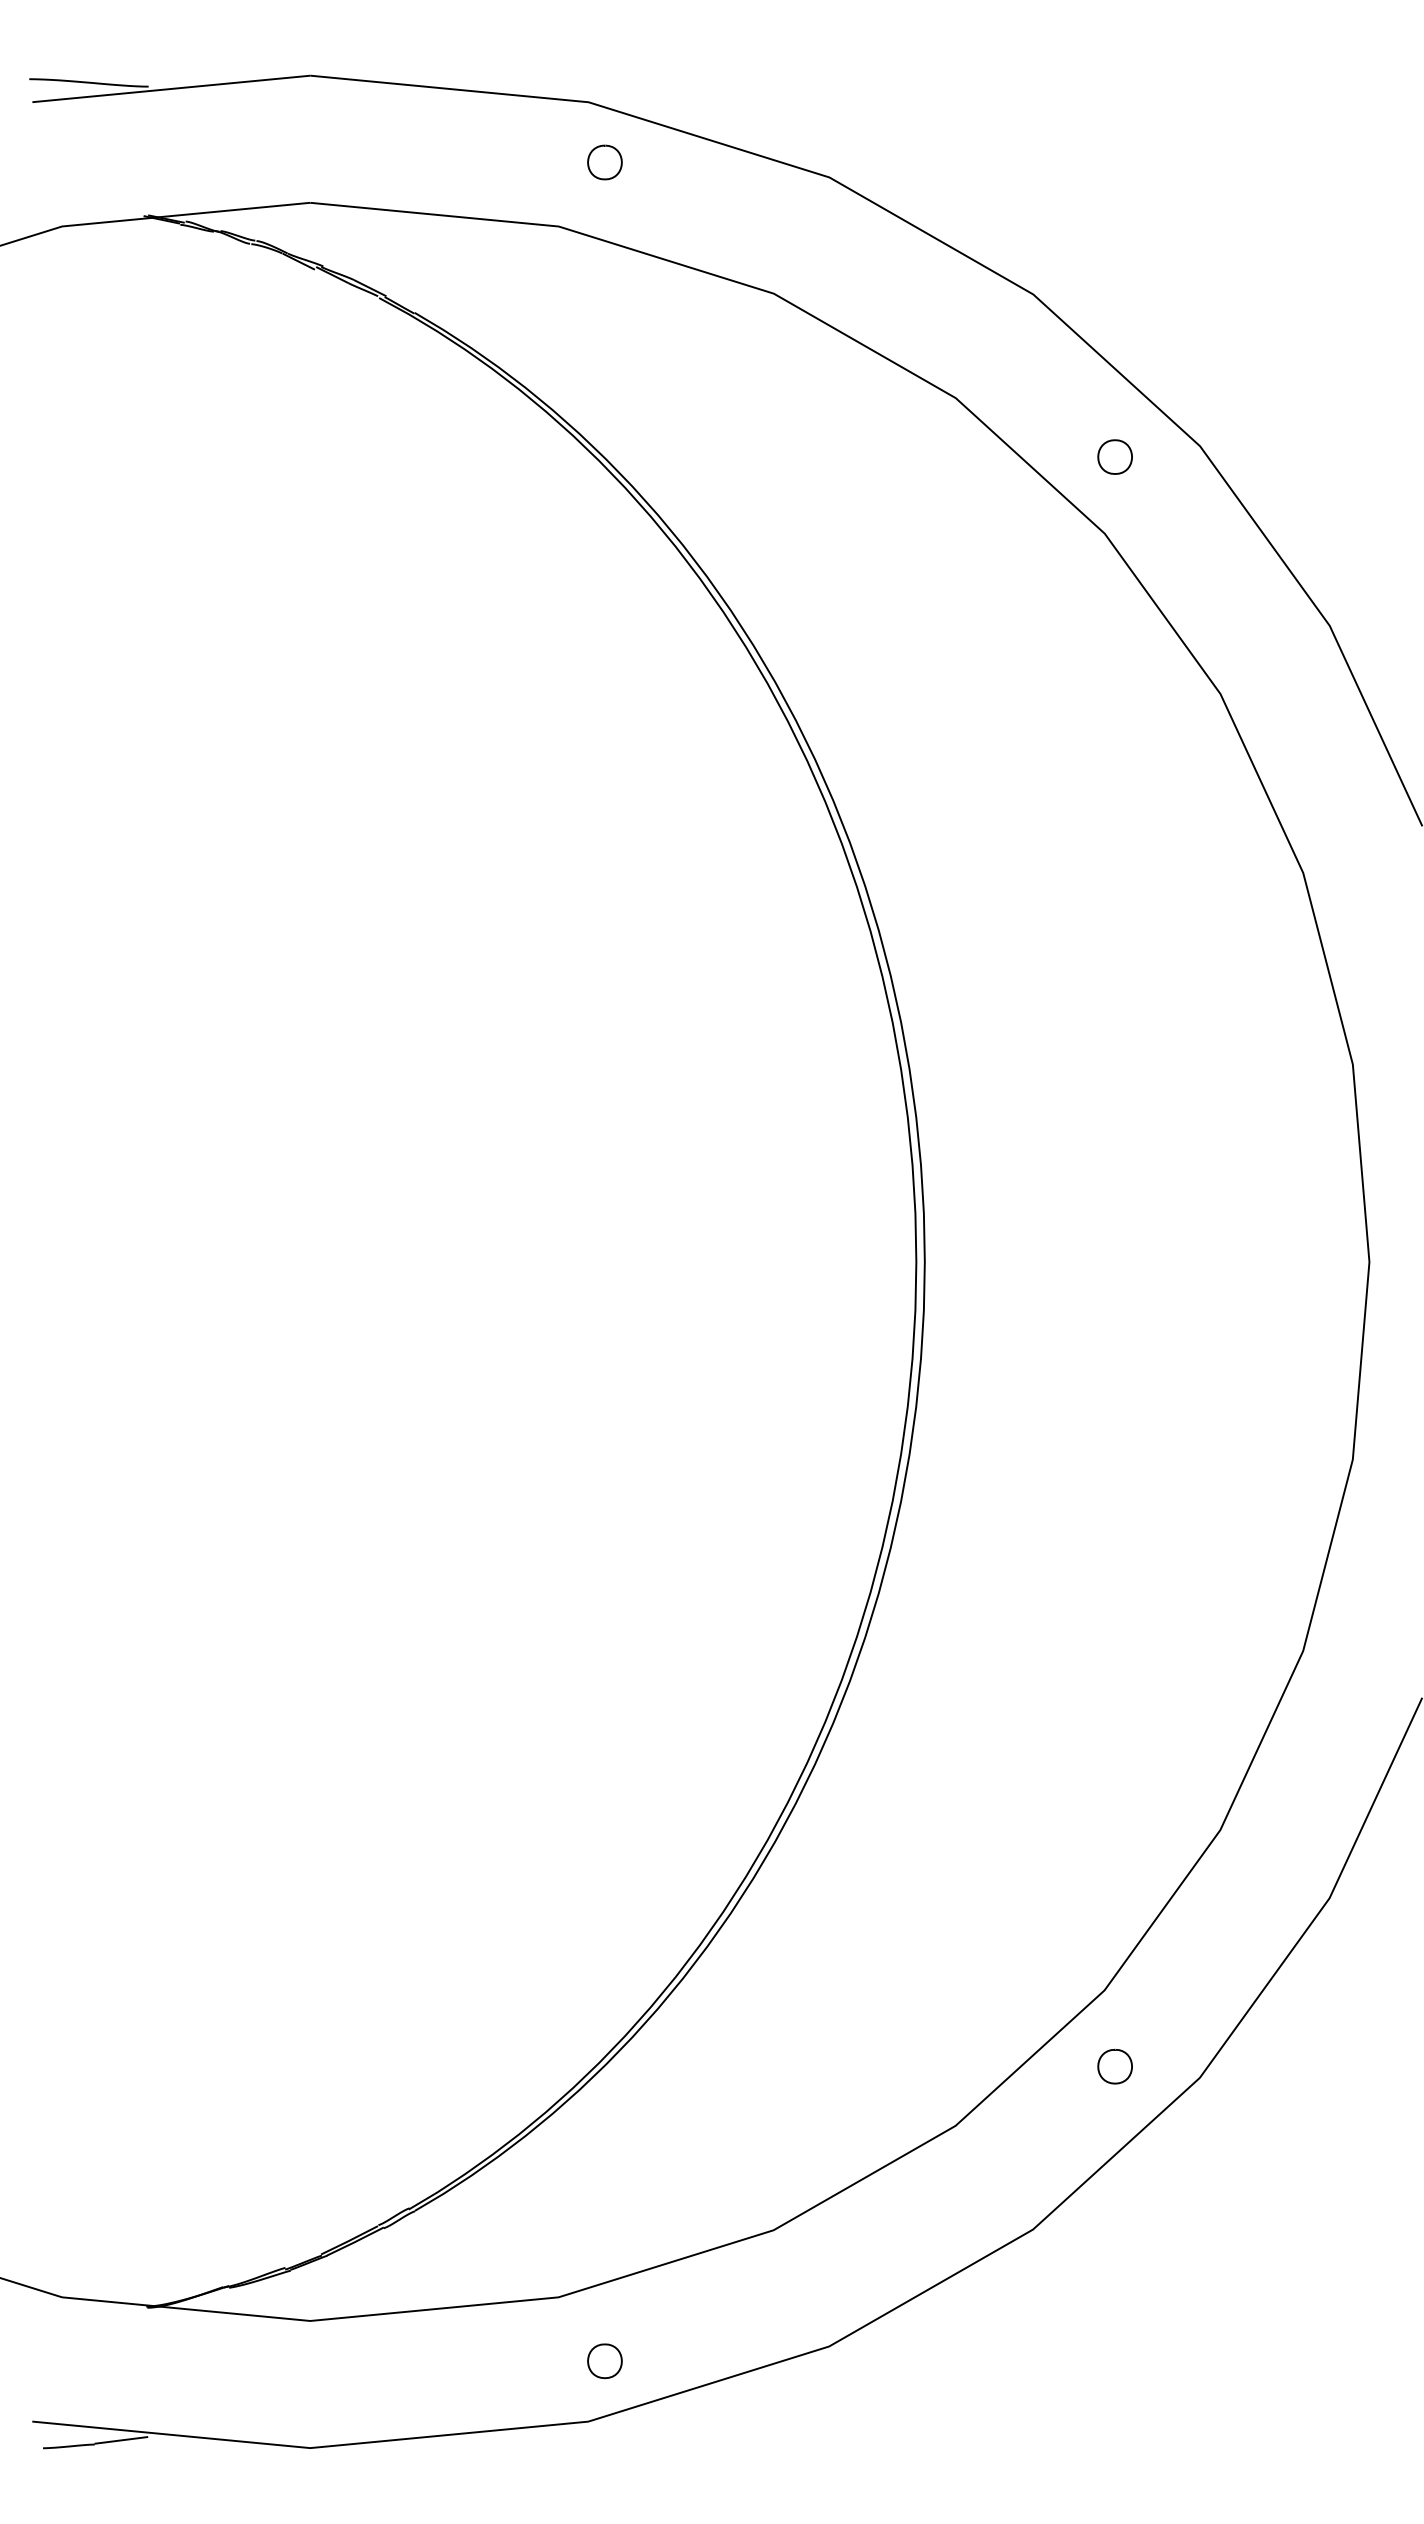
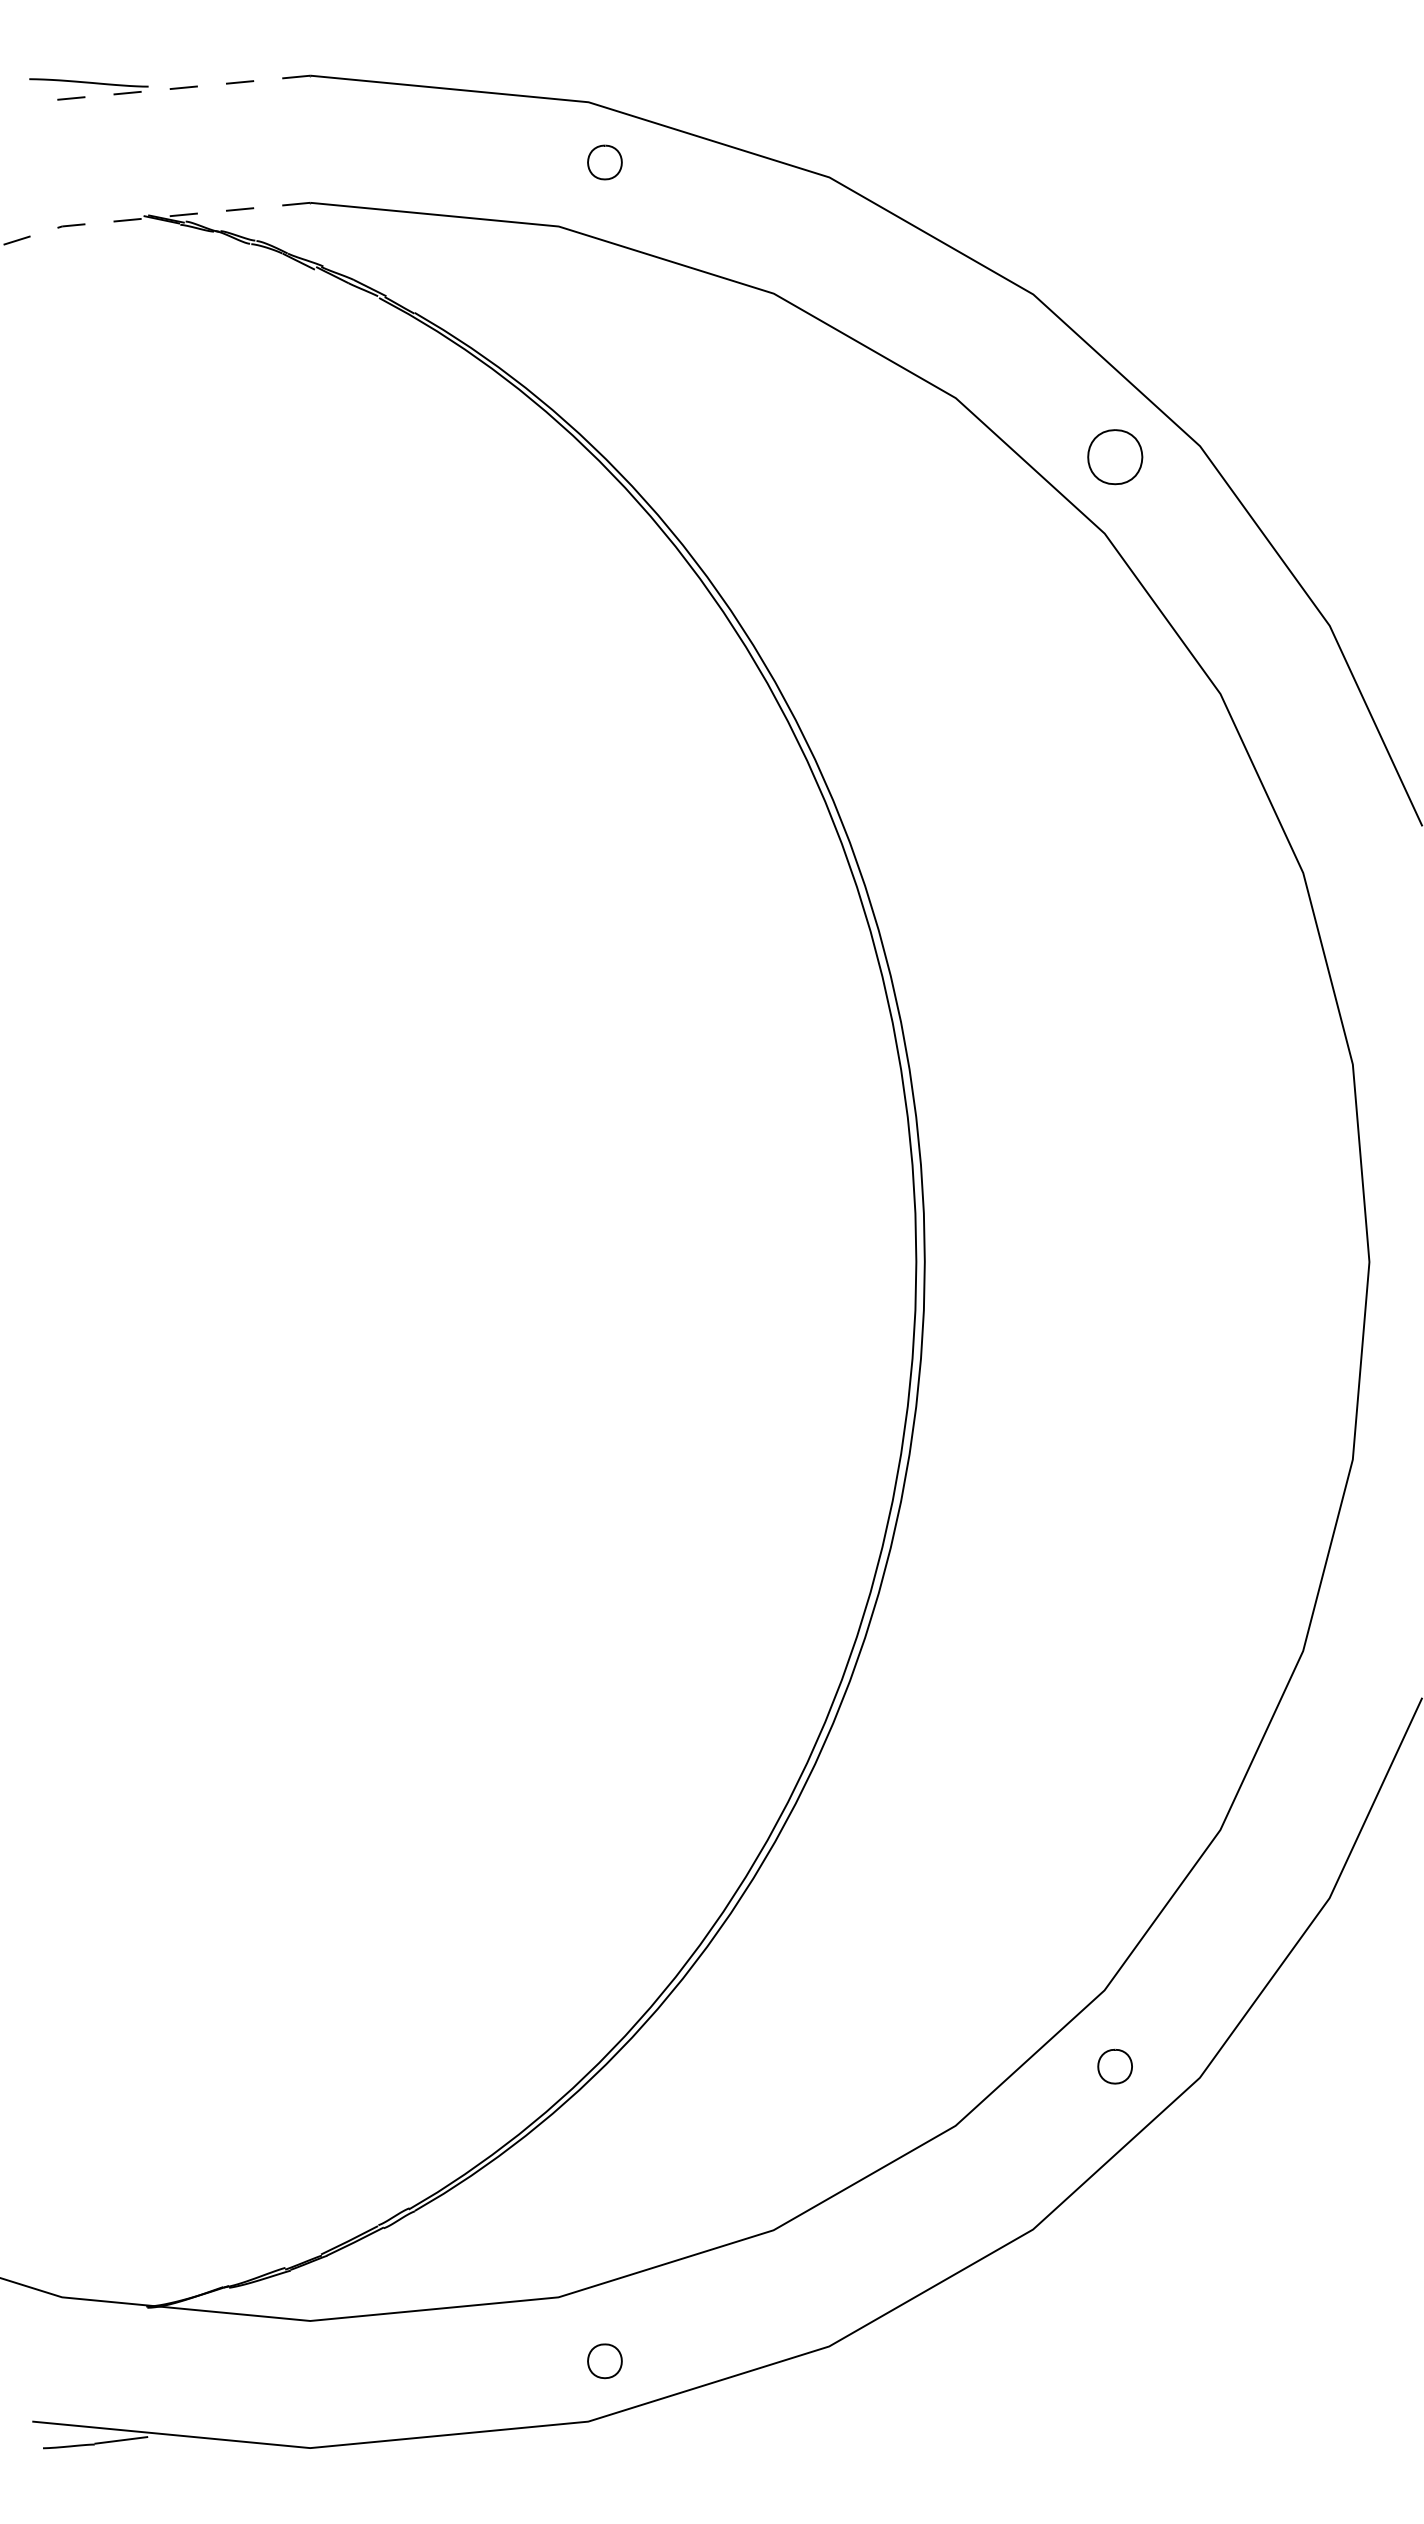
line: solid -> dashed (171, 88)
line: solid -> dashed (153, 217)
part size: 36x36 px -> 57x57 px (1115, 457)
